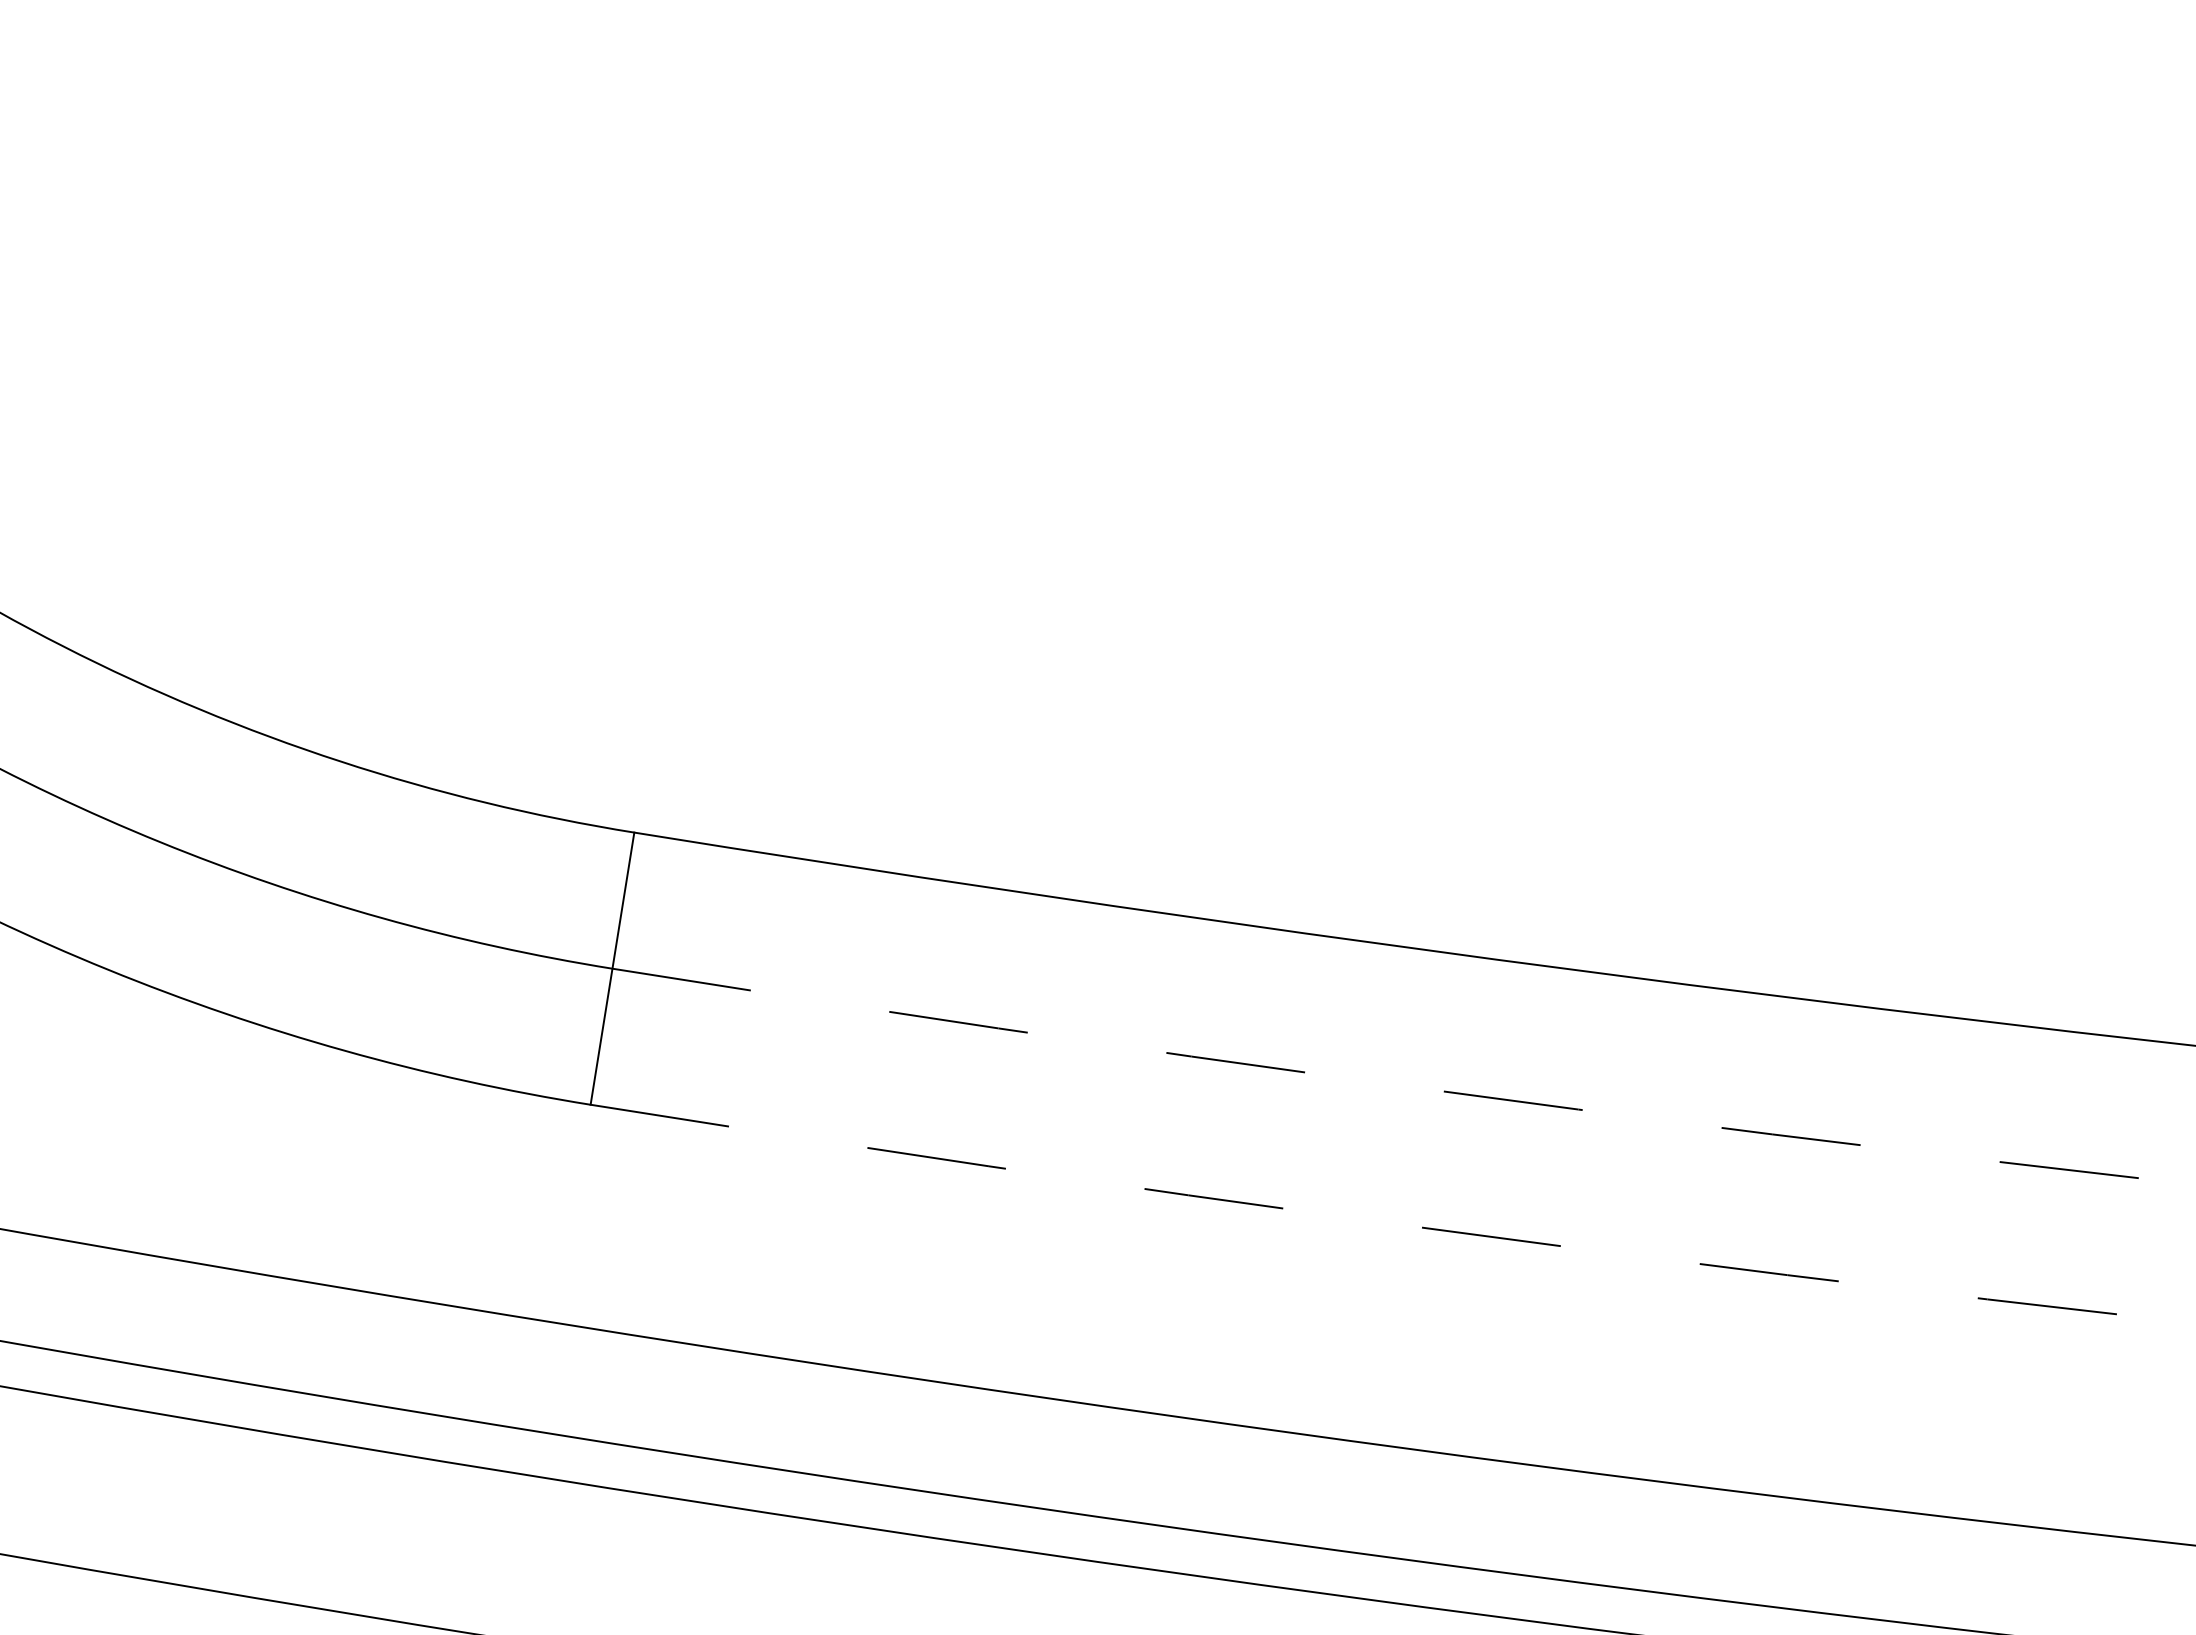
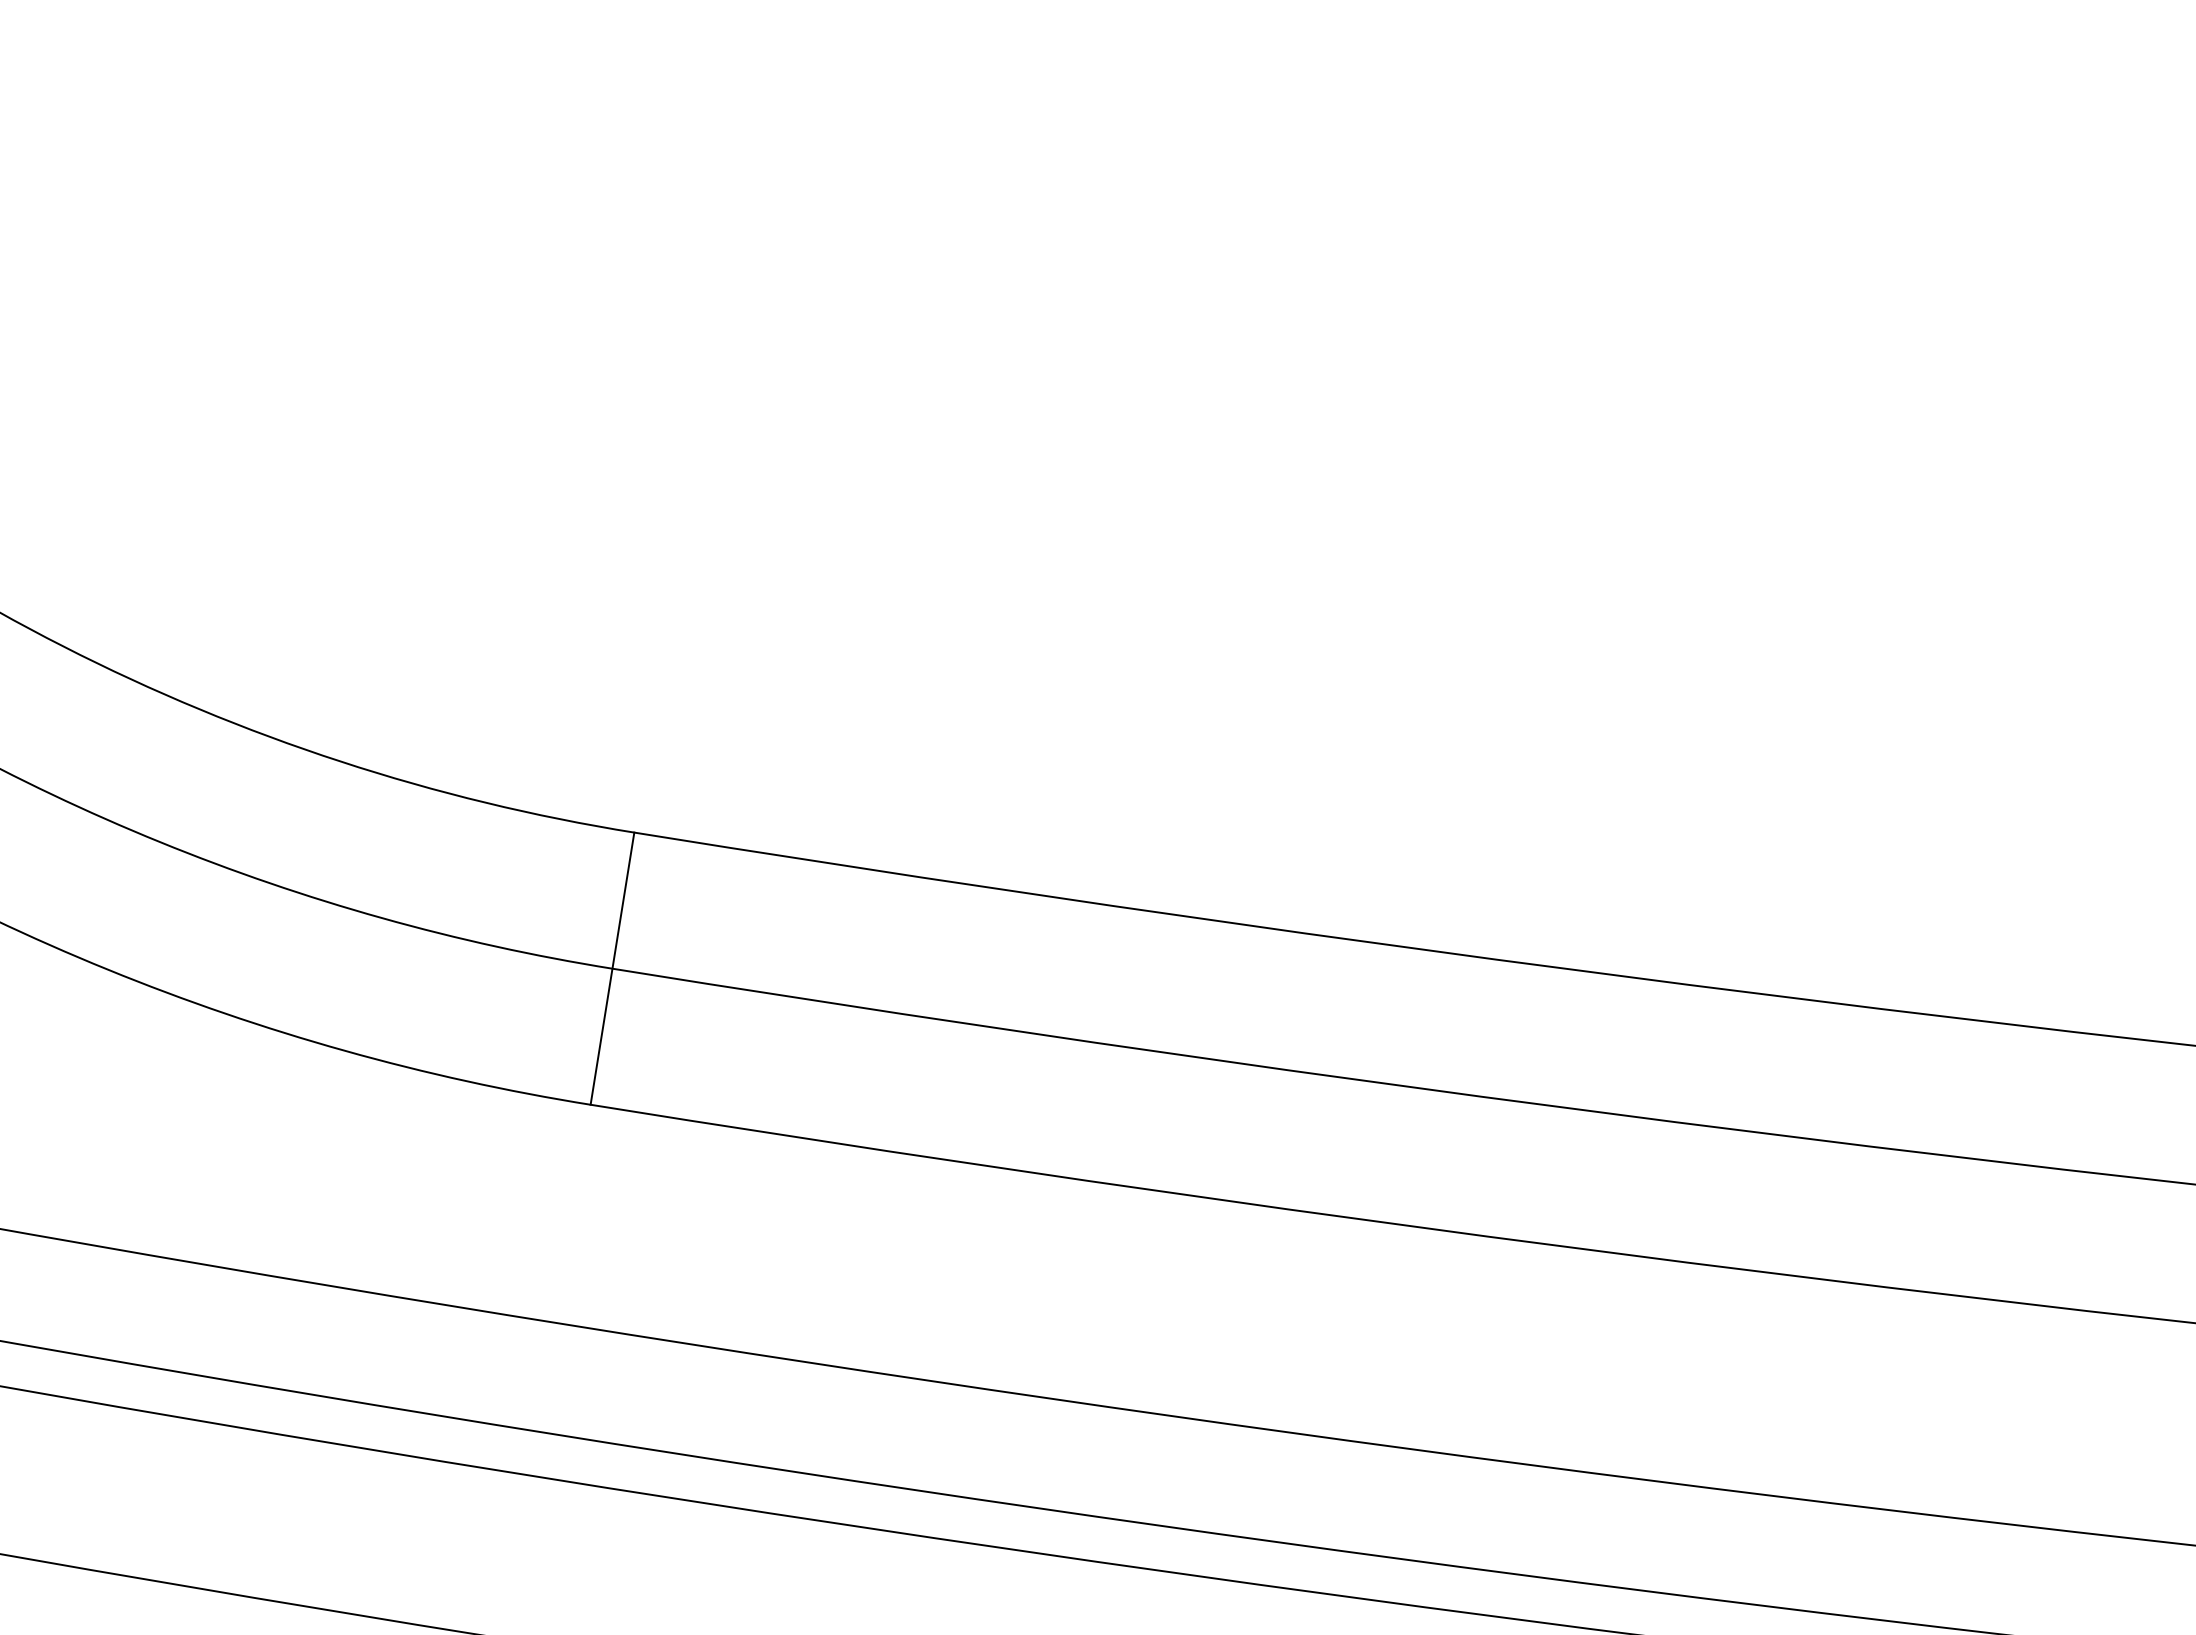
arc: dashed -> solid (1402, 1086)
arc: dashed -> solid (1391, 1223)
